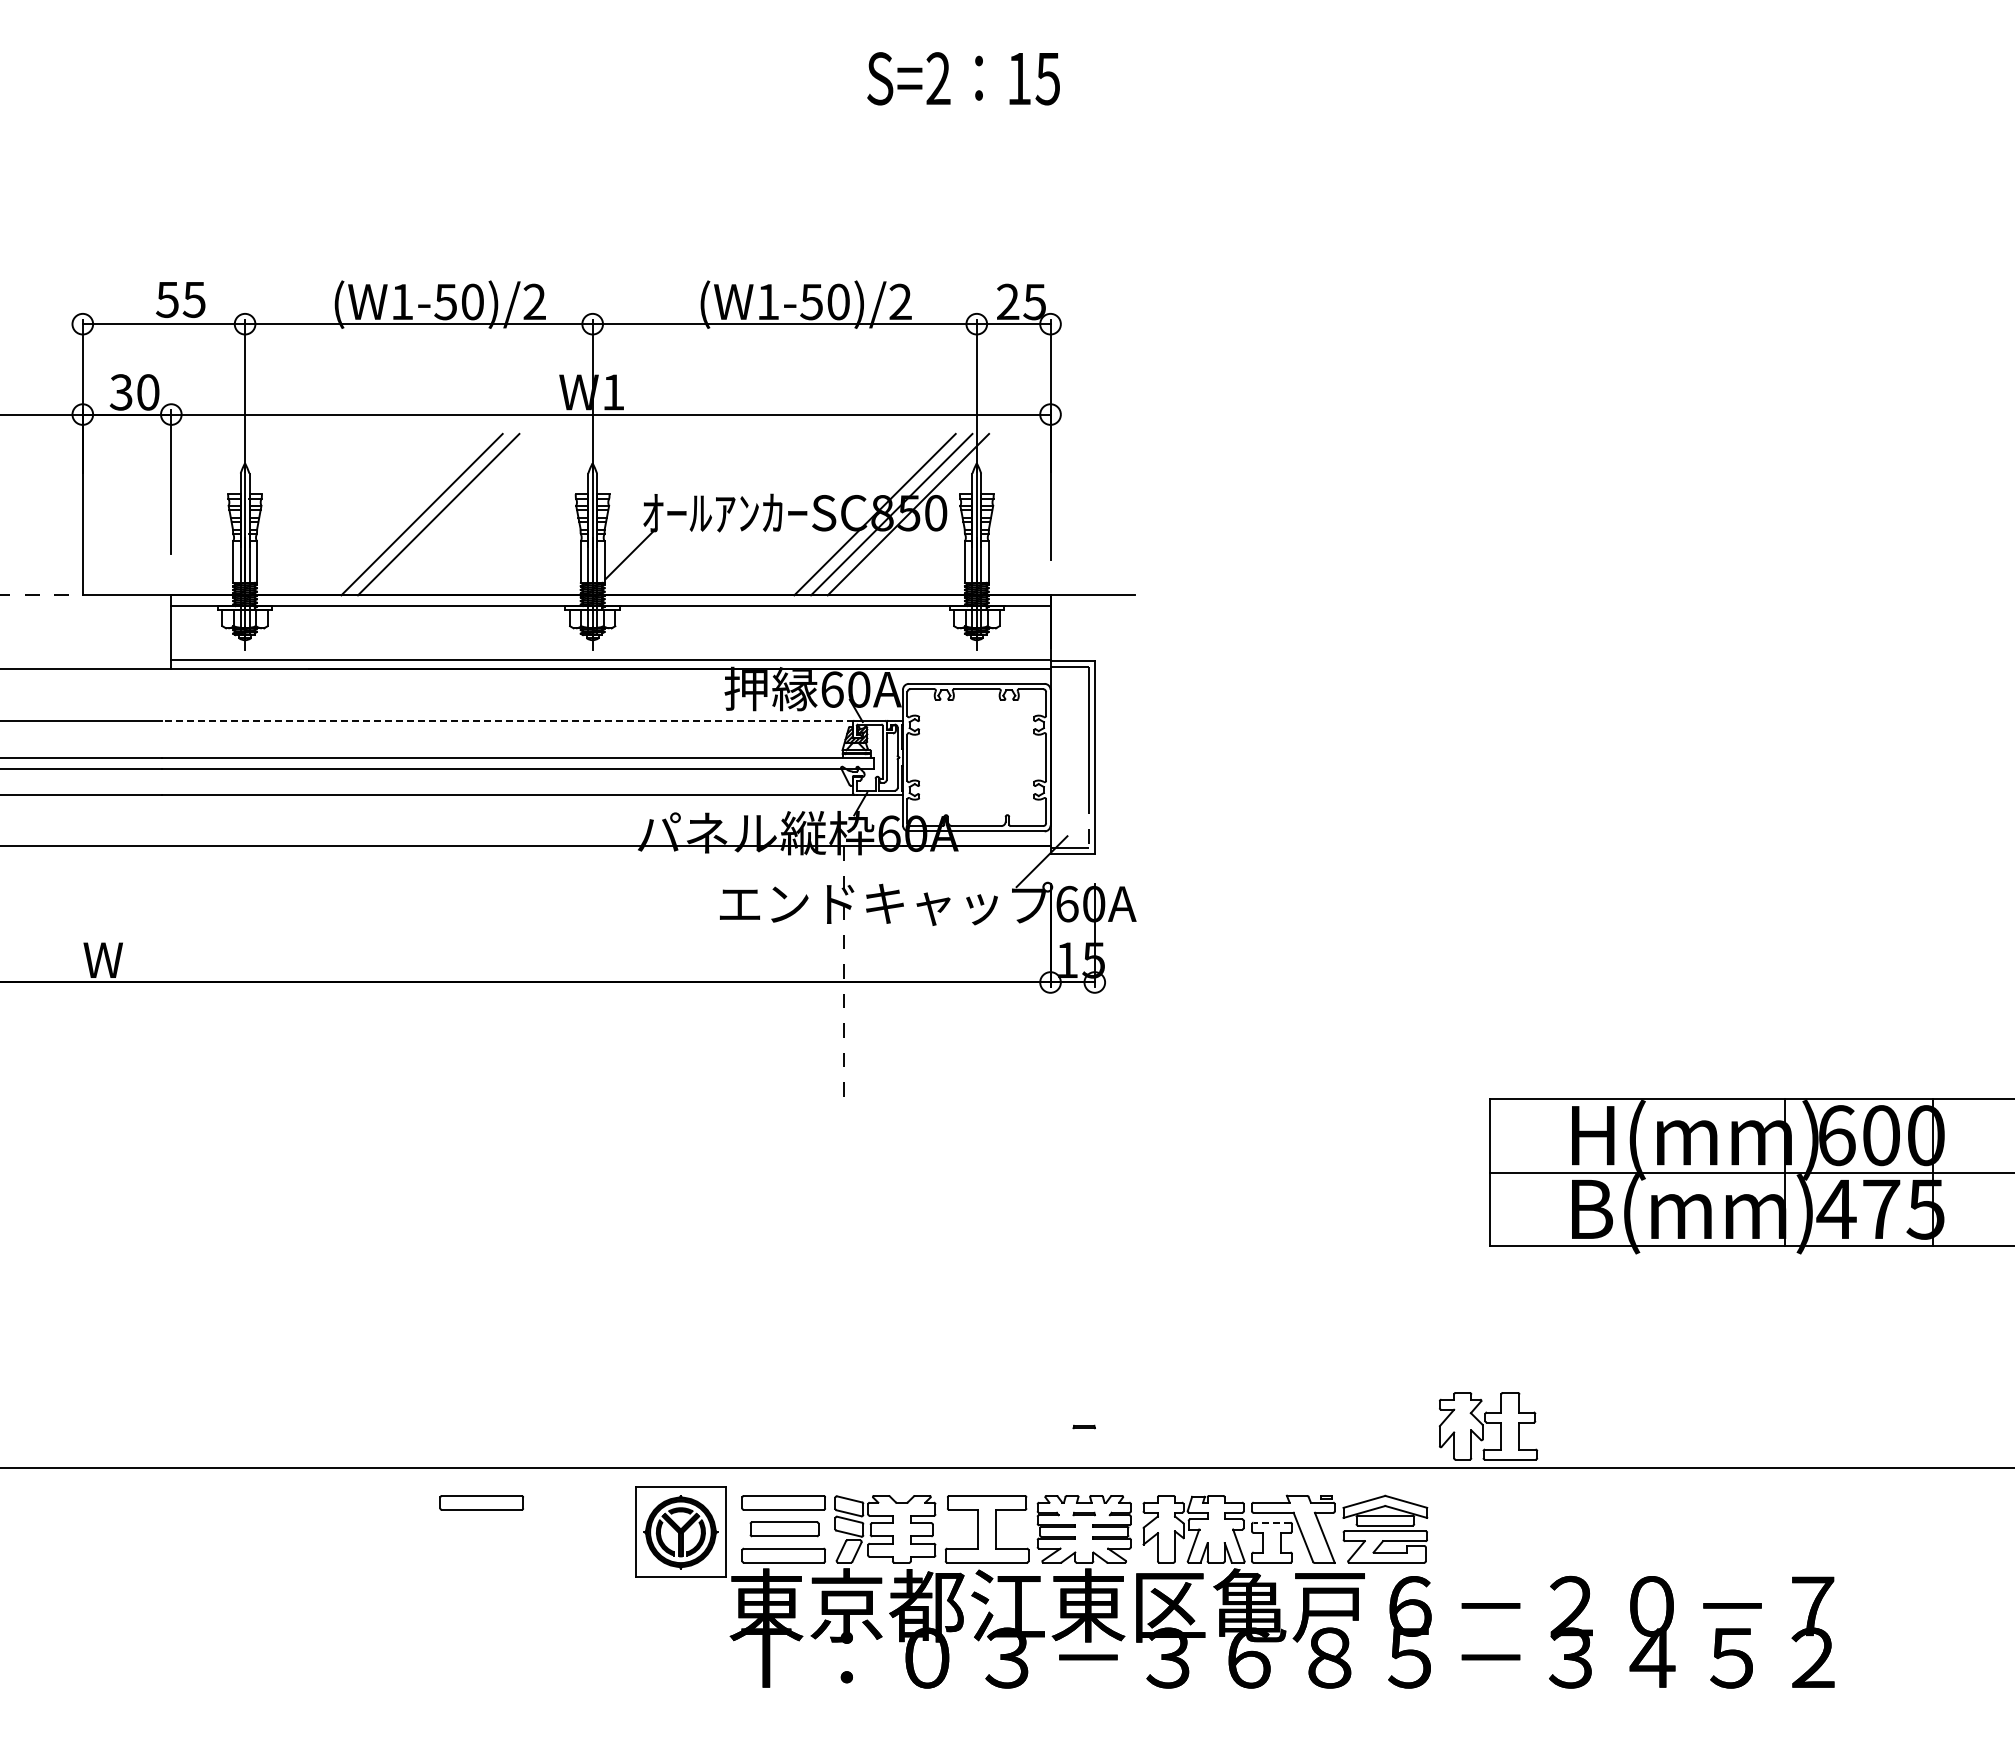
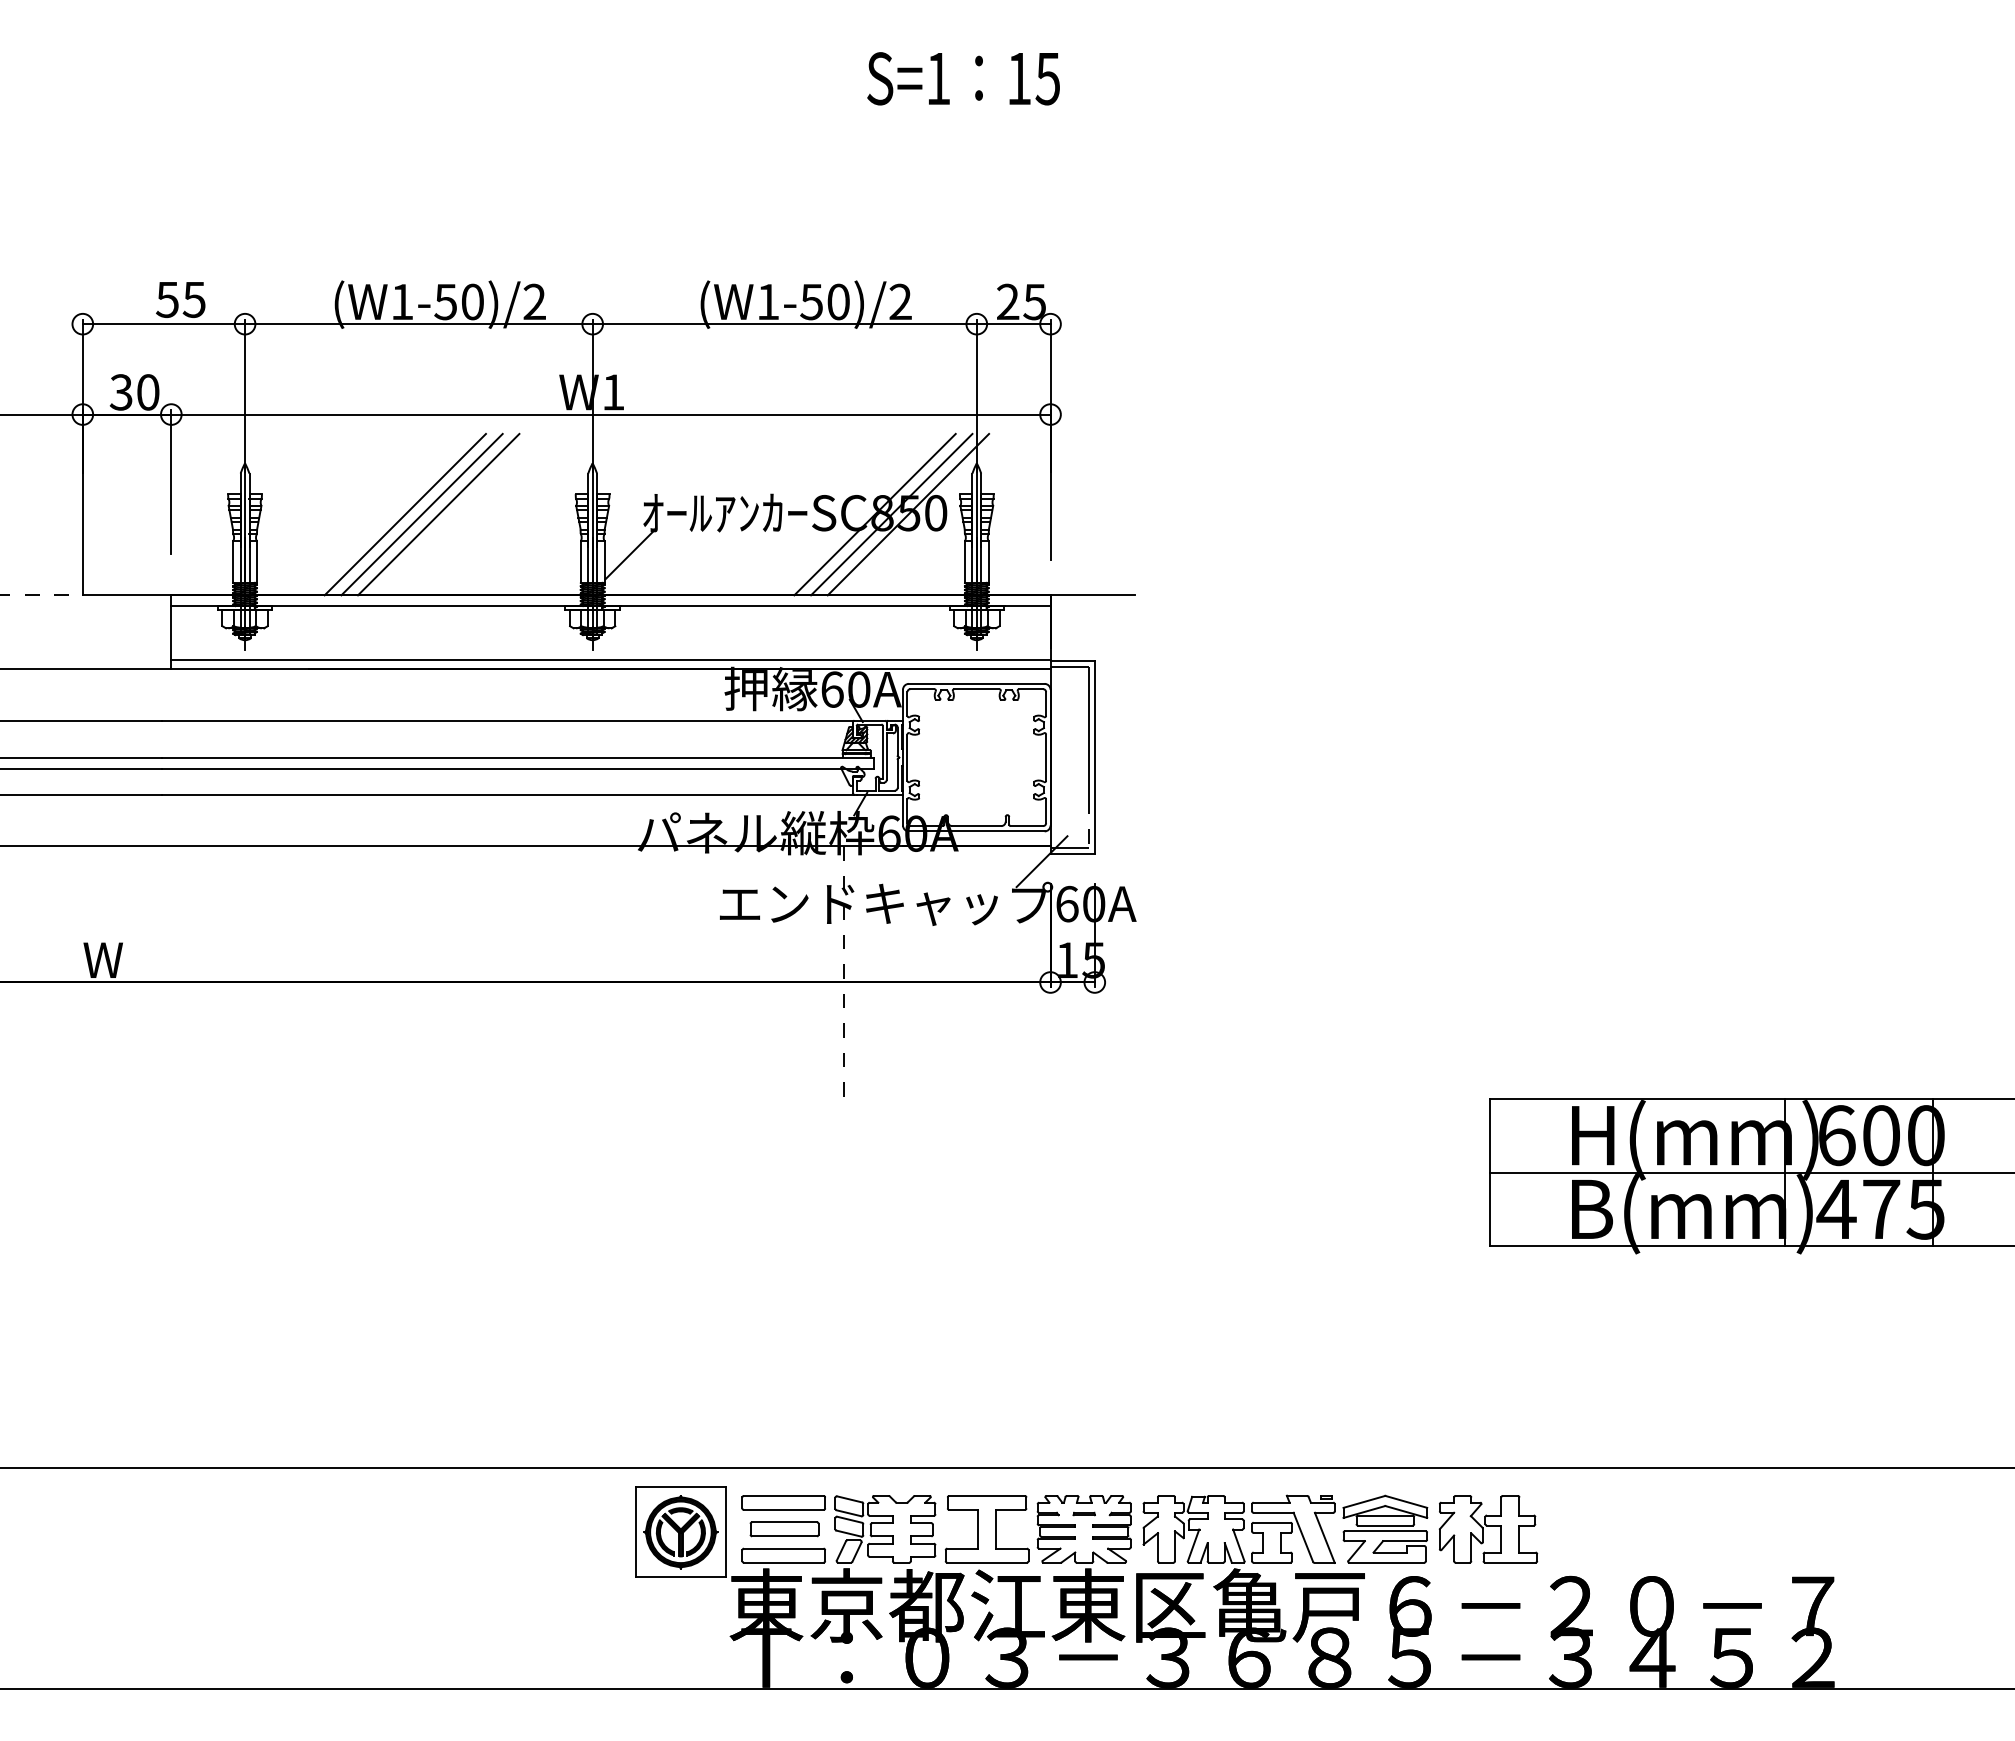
text: S=2 -> S=1 (938, 78)
line: none -> present (404, 514)
line: dashed -> solid (507, 720)
part: present -> none (1083, 1426)
part position: (1488, 1426) -> (1488, 1529) (1488, 1529)
part: present -> none (481, 1502)
line: dashed -> solid (1271, 1522)
line: none -> present (1006, 1688)
